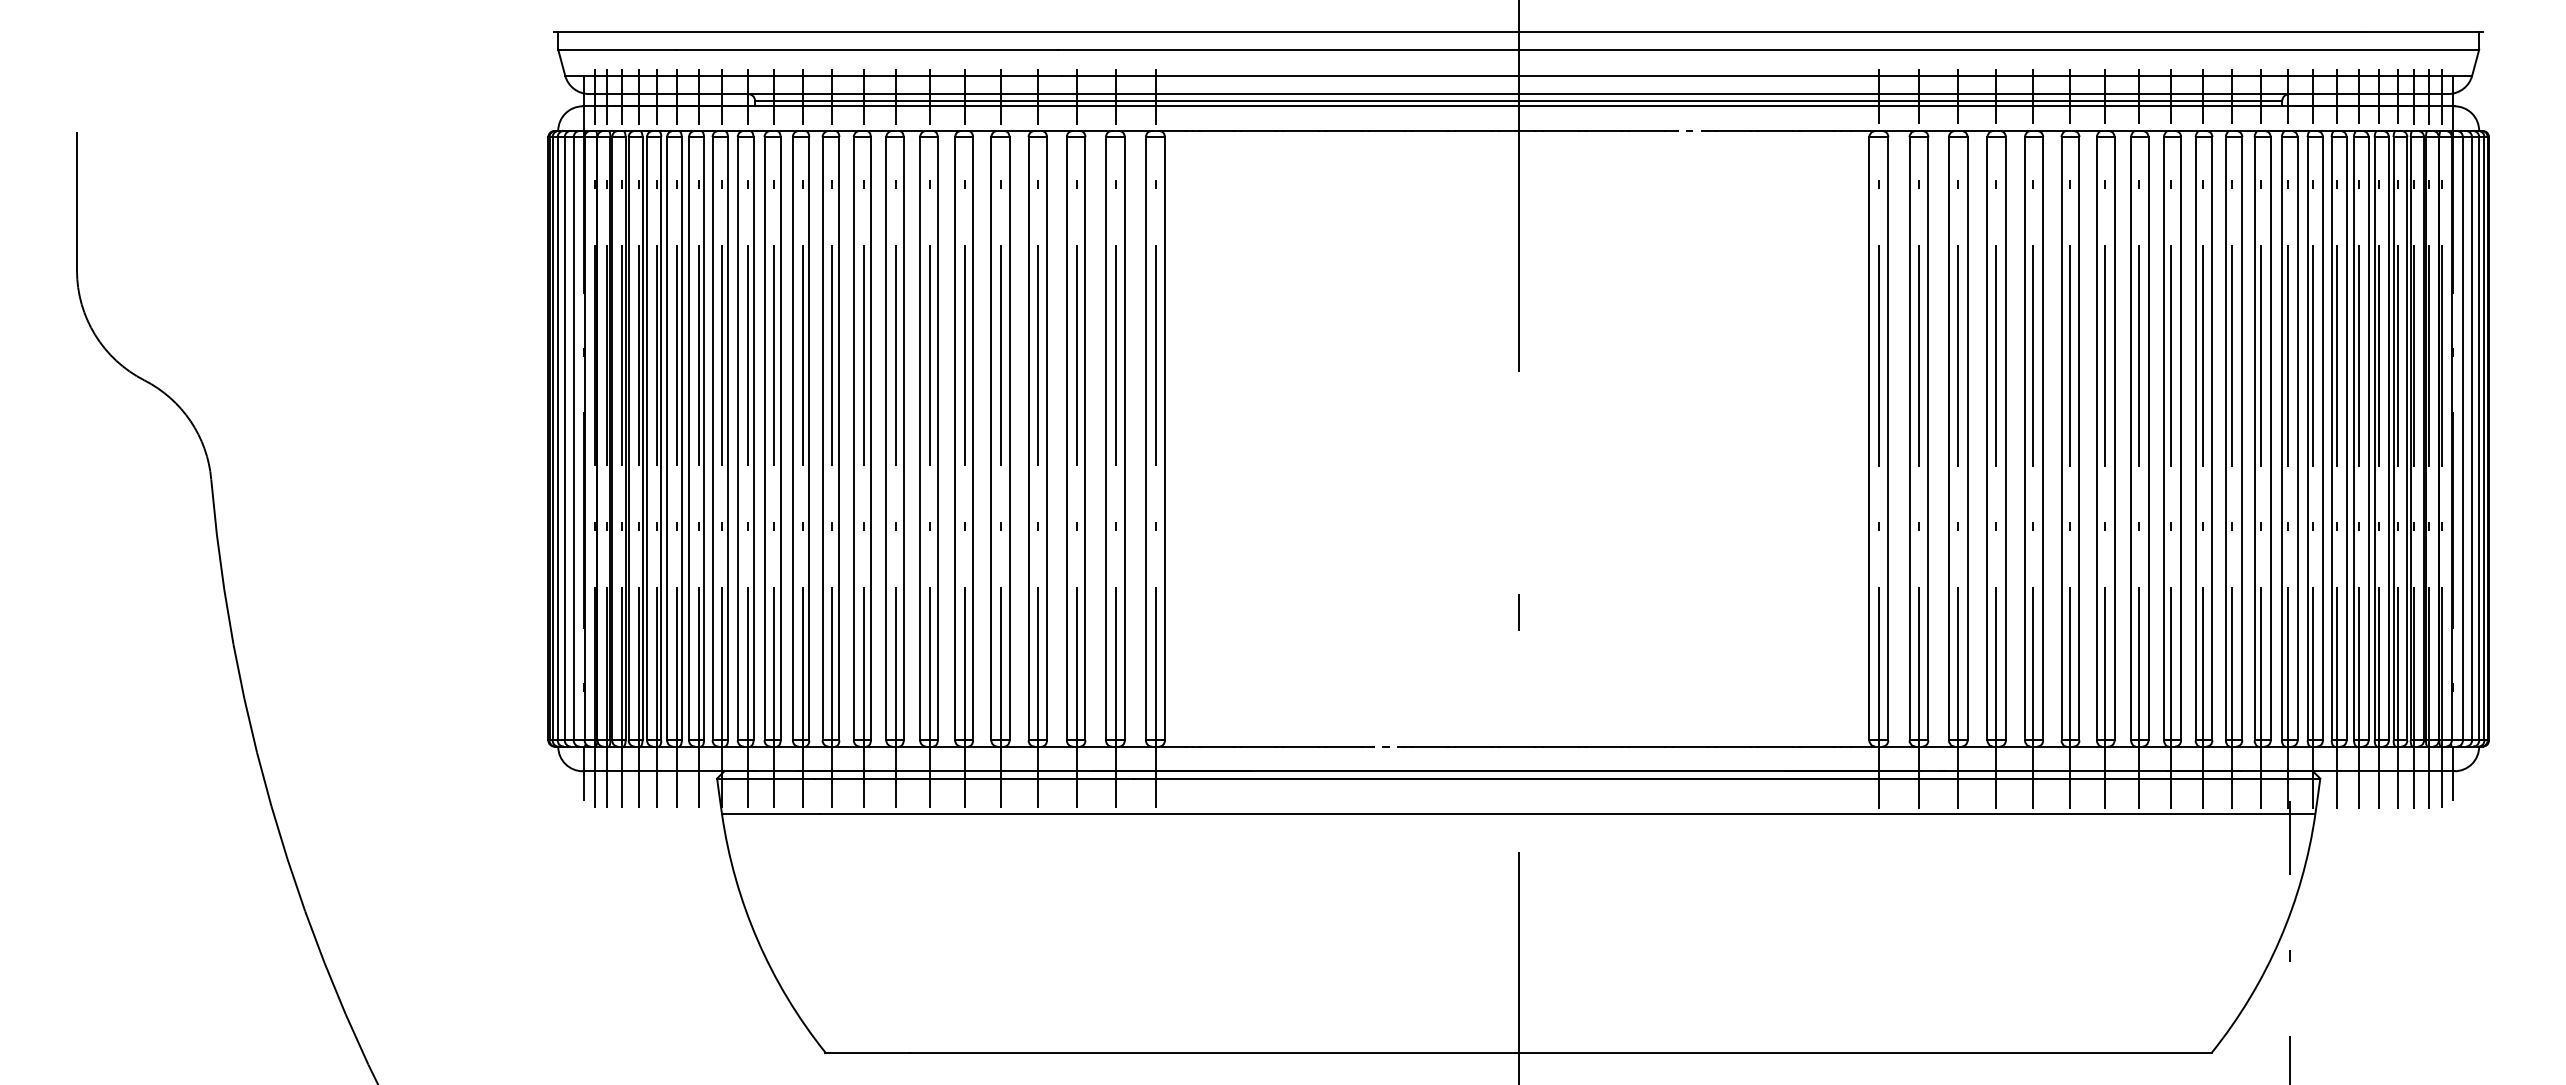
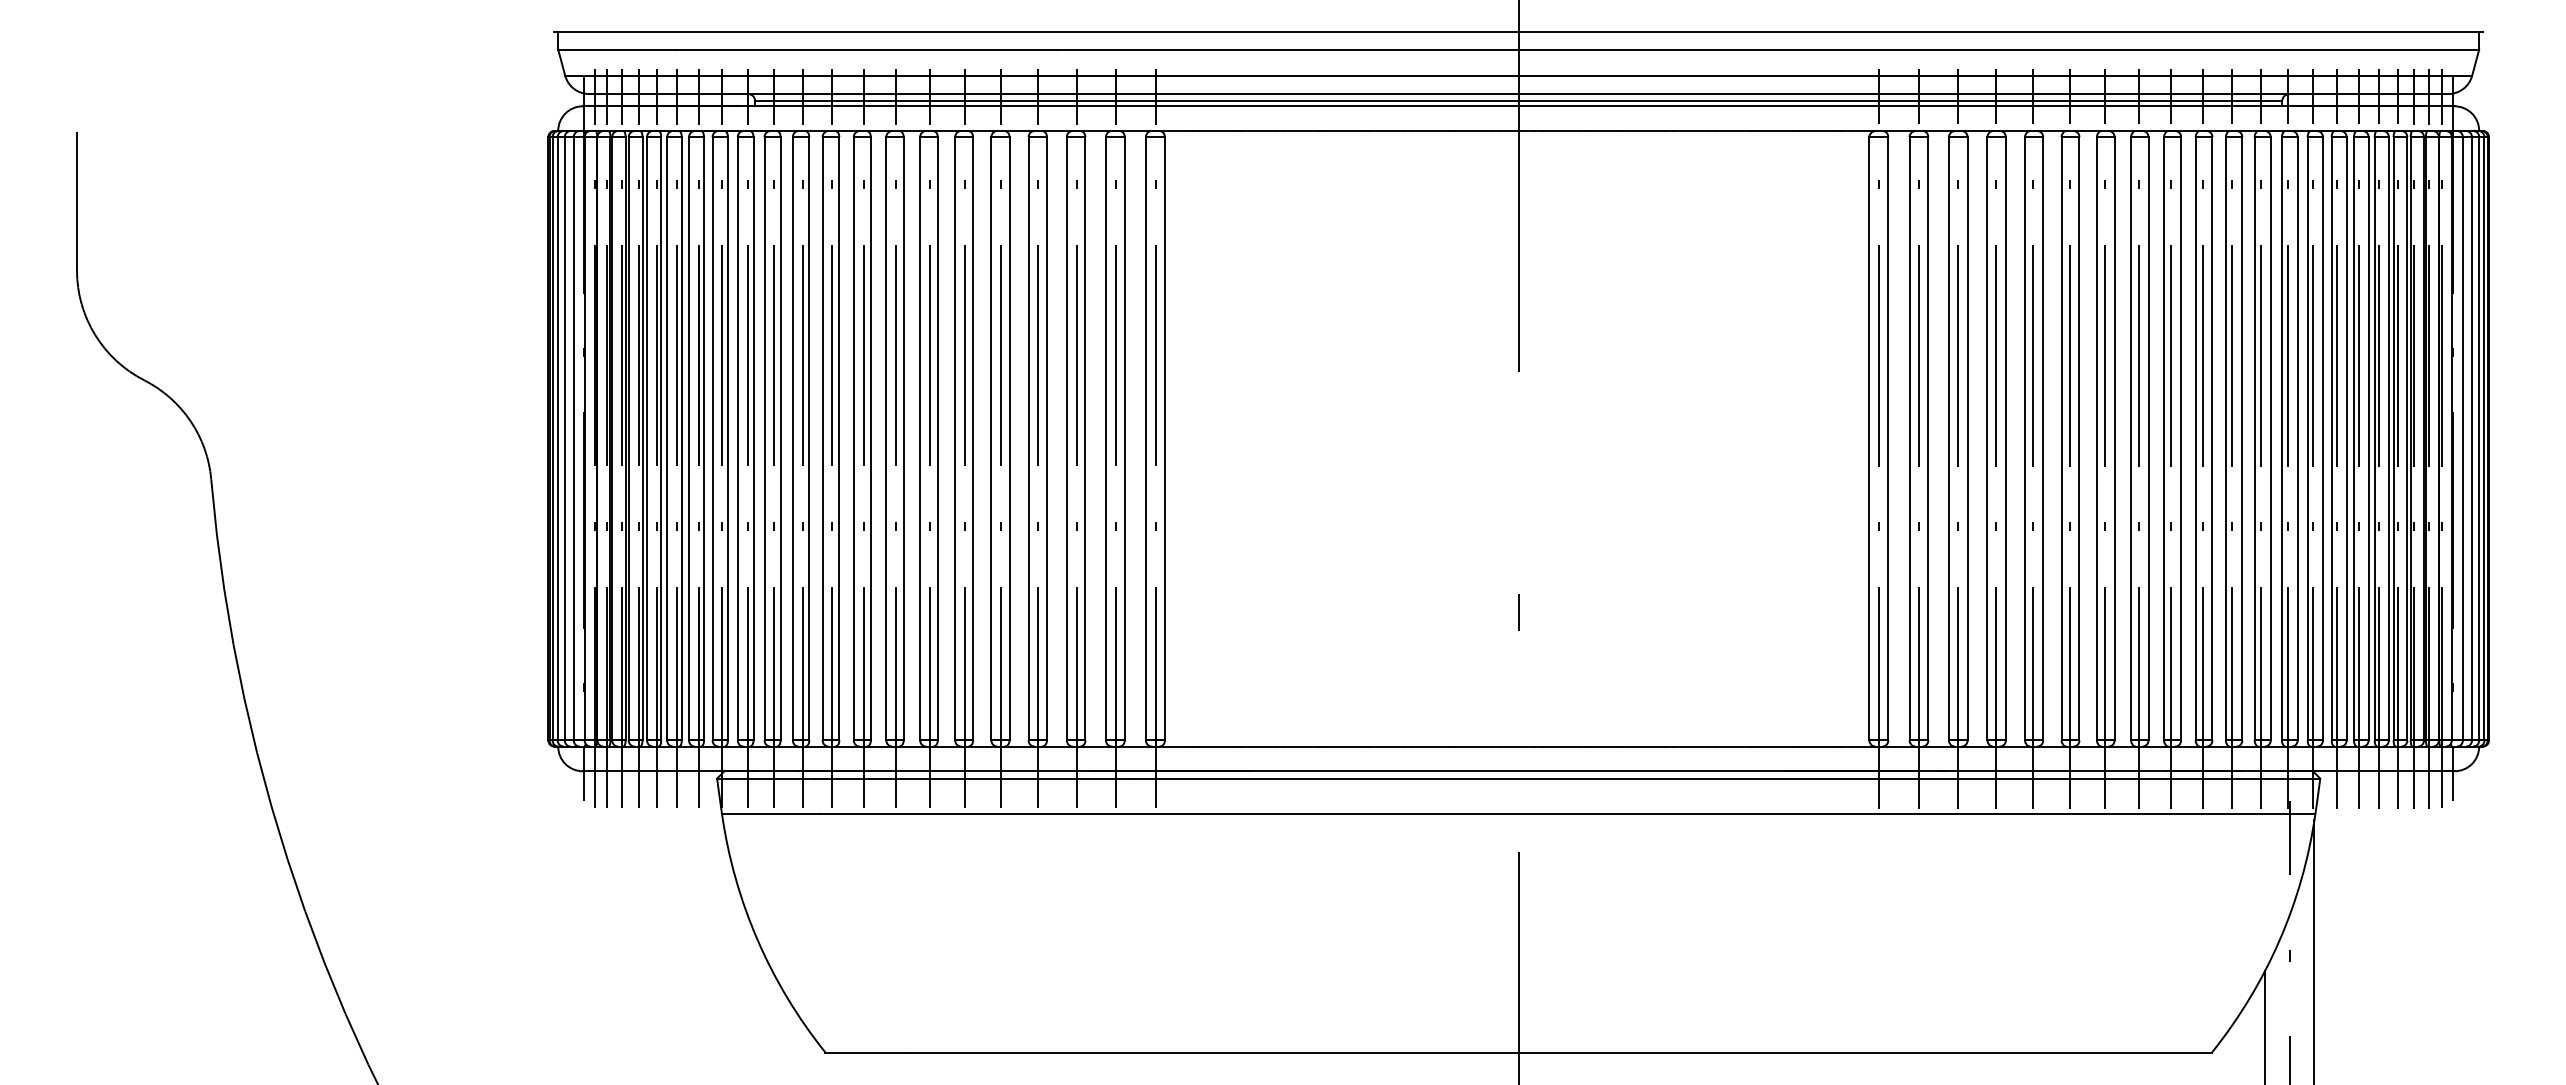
line: dashed -> solid (1690, 130)
line: dashed -> solid (1386, 746)
line: none -> present (2314, 950)
line: none -> present (2265, 1025)
